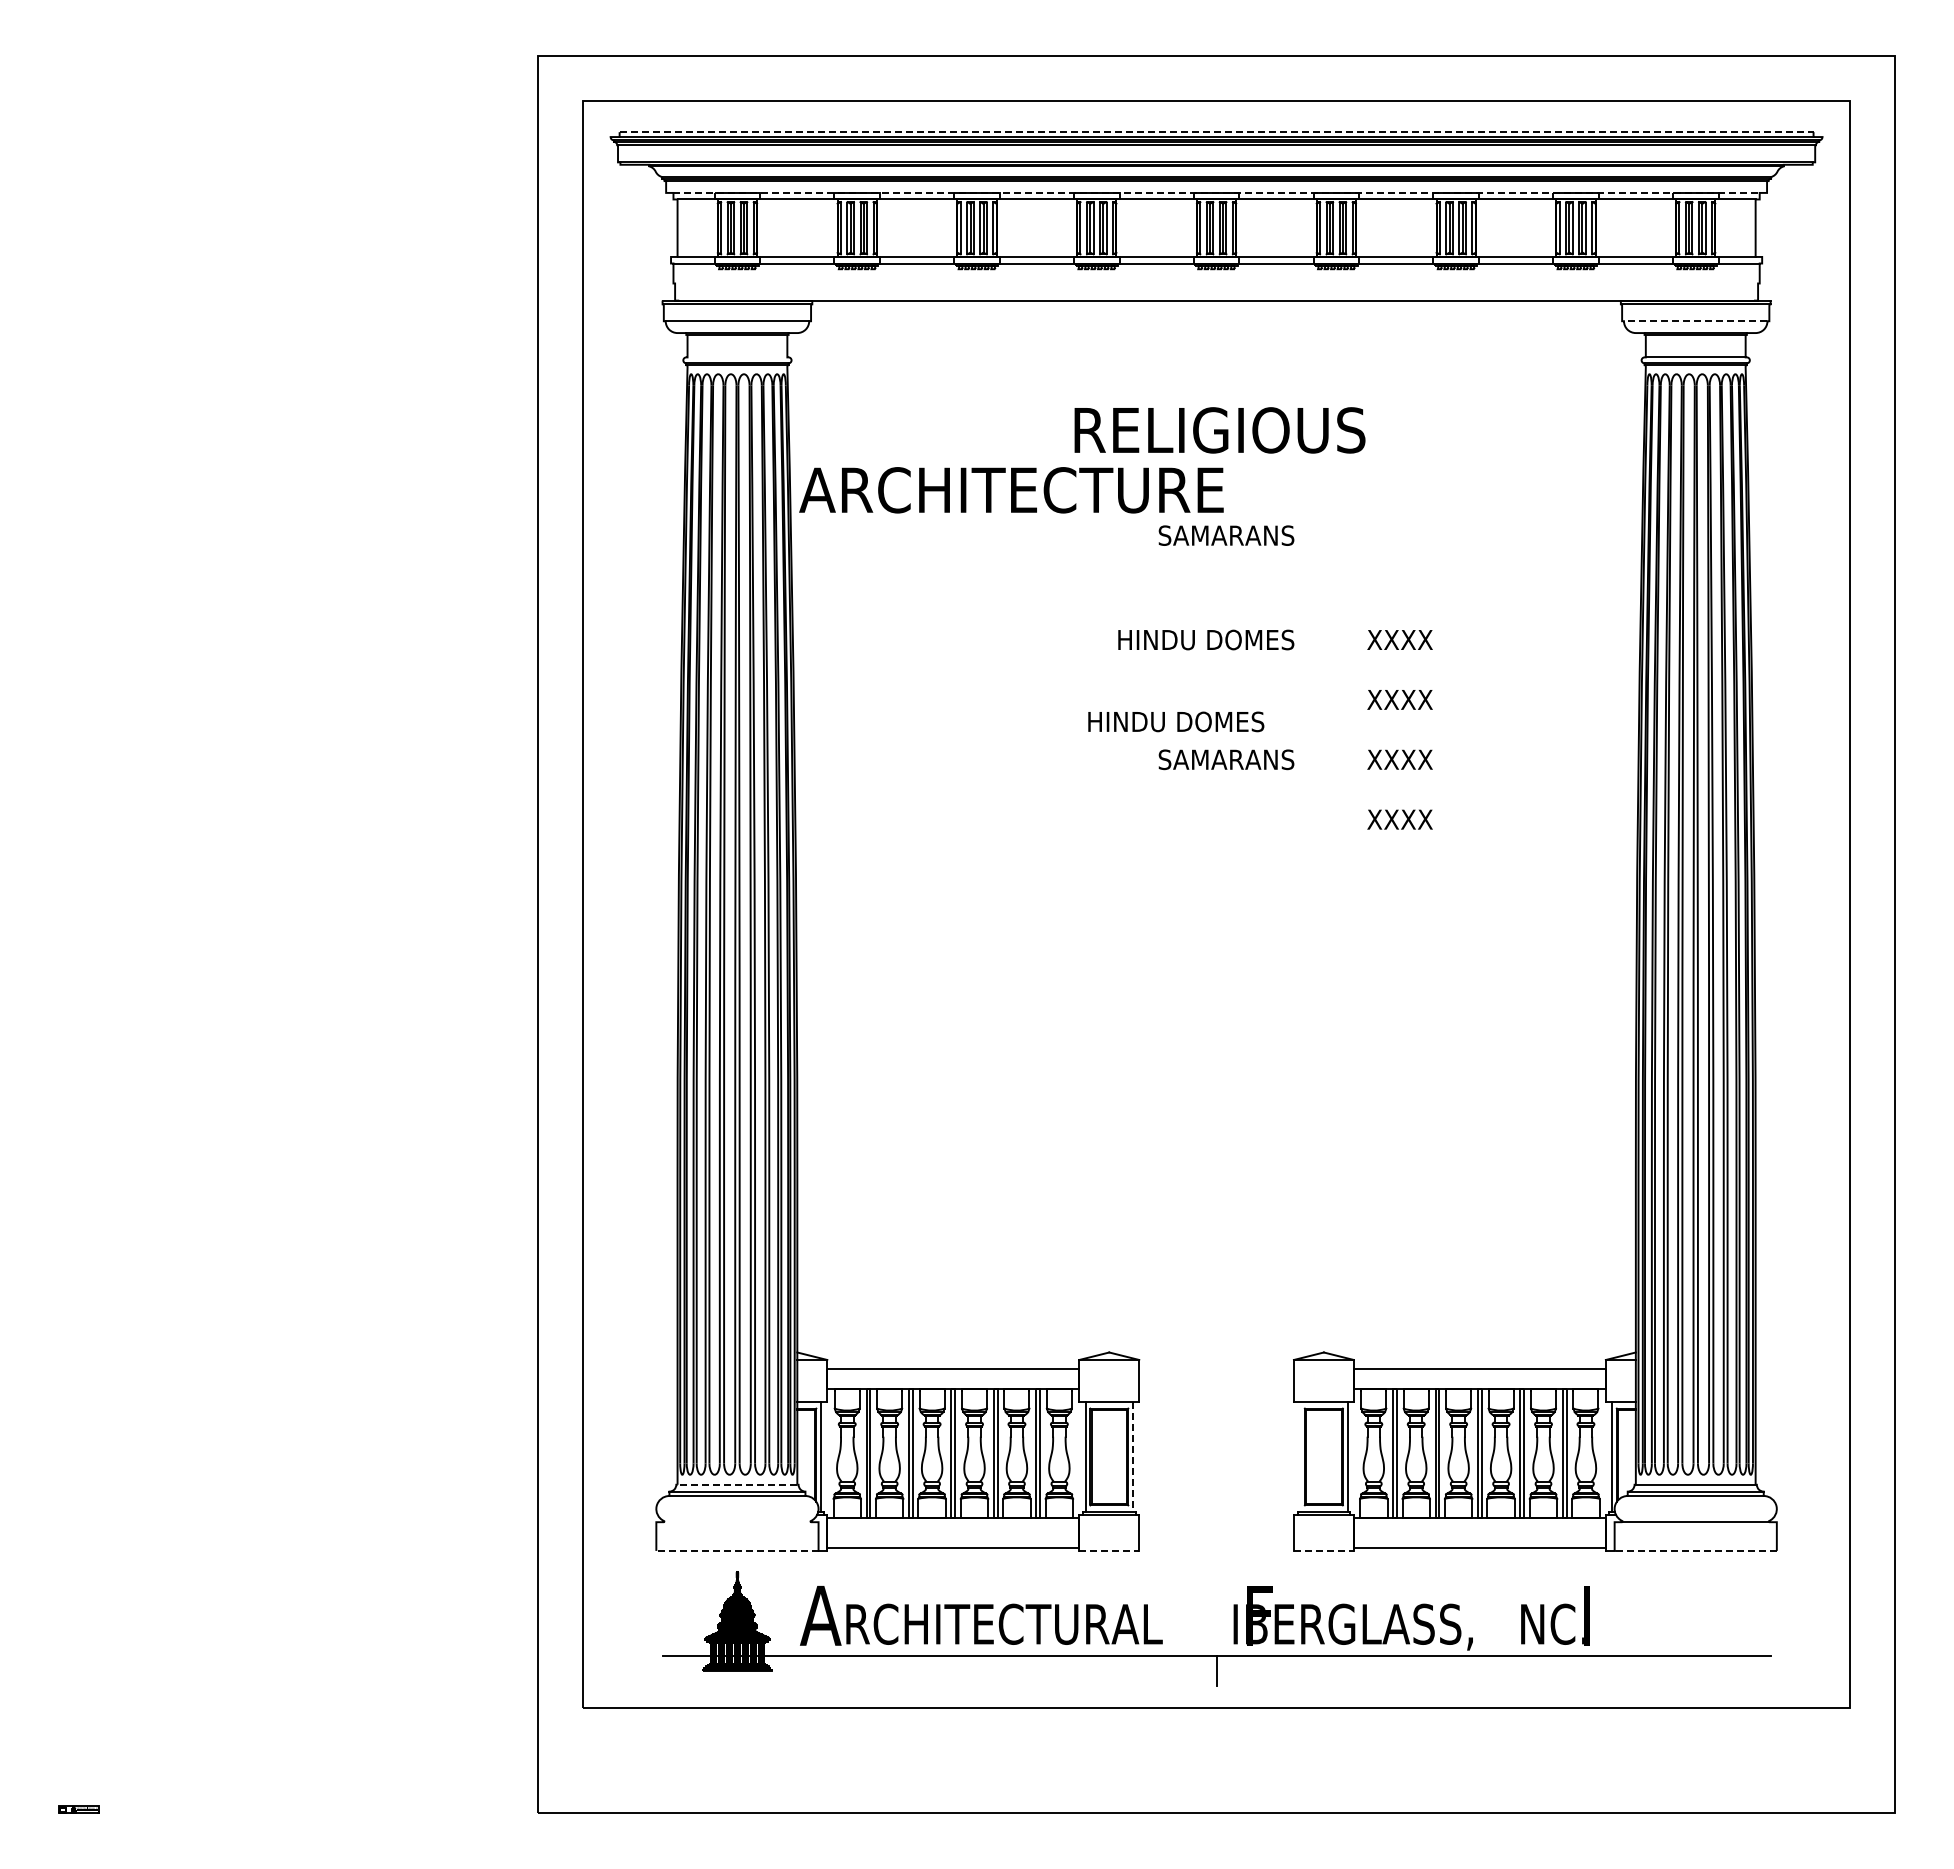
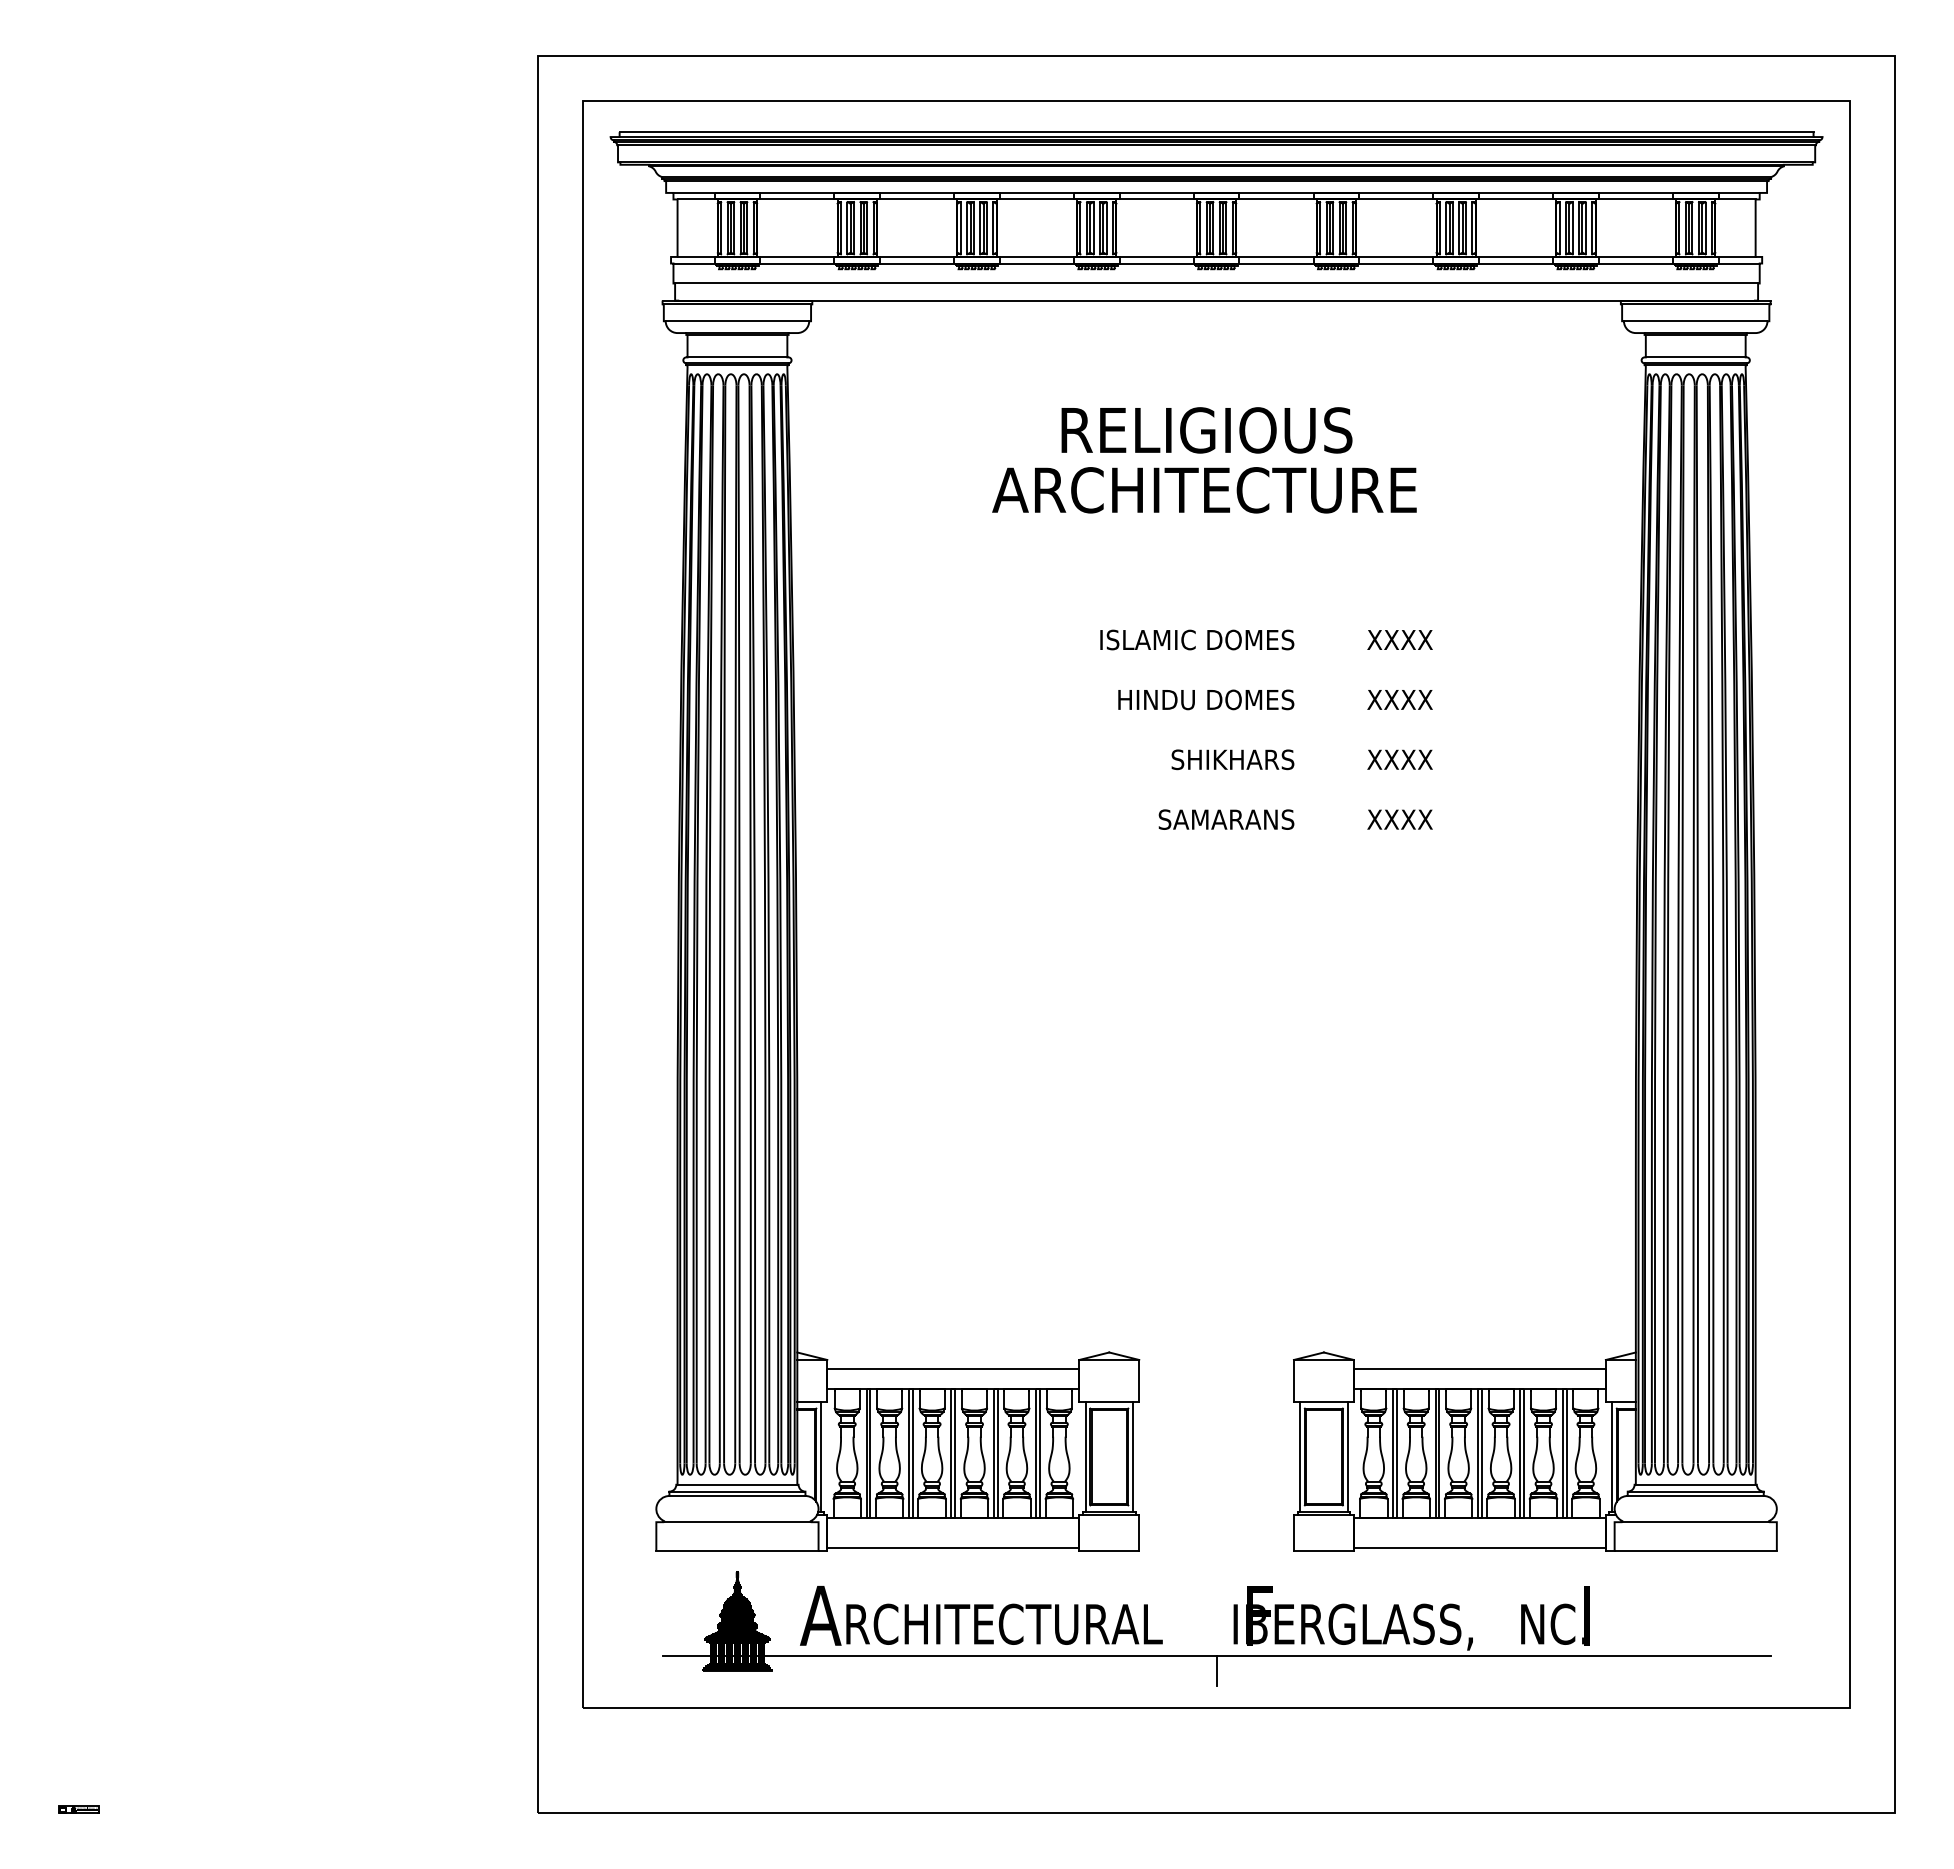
line: dashed -> solid (1216, 132)
line: dashed -> solid (1217, 192)
line: none -> present (1216, 283)
line: dashed -> solid (1695, 321)
line: none -> present (737, 357)
text position: (1219, 430) -> (1206, 430) (1206, 430)
text position: (1011, 490) -> (1204, 490) (1204, 490)
text position: (1226, 535) -> (1226, 819) (1226, 819)
text: HINDU DOMES -> ISLAMIC DOMES (1147, 639)
text position: (1176, 721) -> (1206, 699) (1206, 699)
text: SAMARANS -> SHIKHARS (1218, 759)
line: none -> present (1300, 1456)
line: dashed -> solid (1132, 1457)
line: dashed -> solid (737, 1484)
line: none -> present (737, 1522)
line: dashed -> solid (736, 1550)
line: dashed -> solid (1109, 1550)
line: dashed -> solid (1323, 1550)
line: dashed -> solid (1695, 1550)
